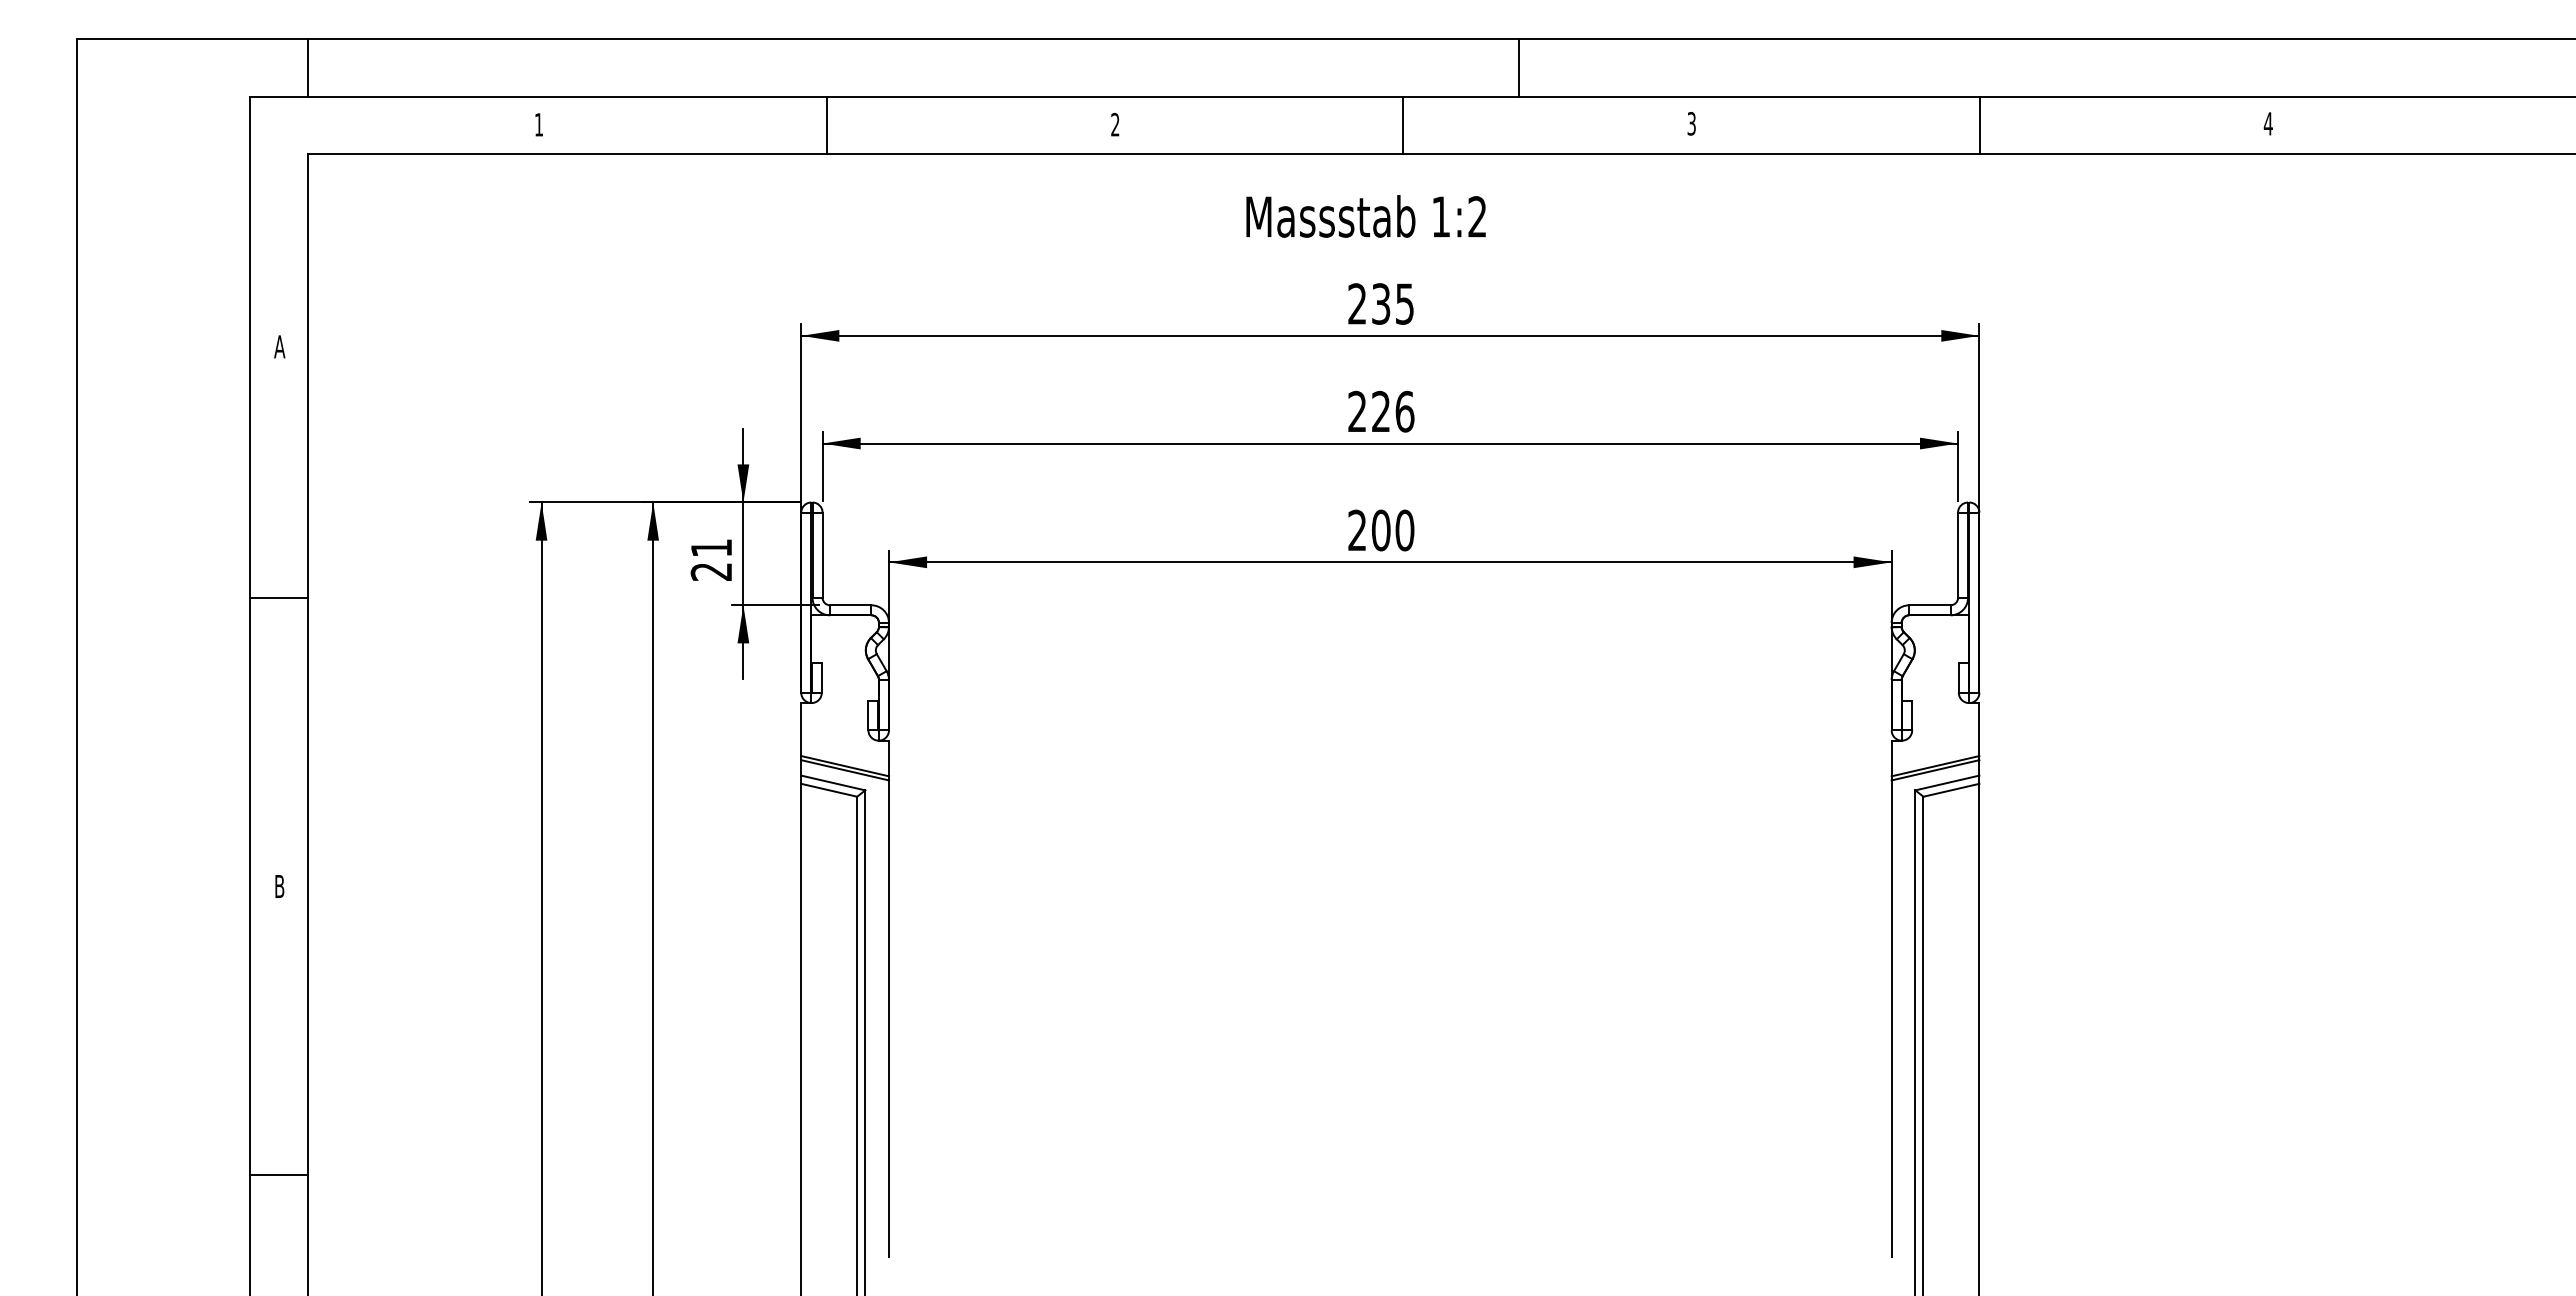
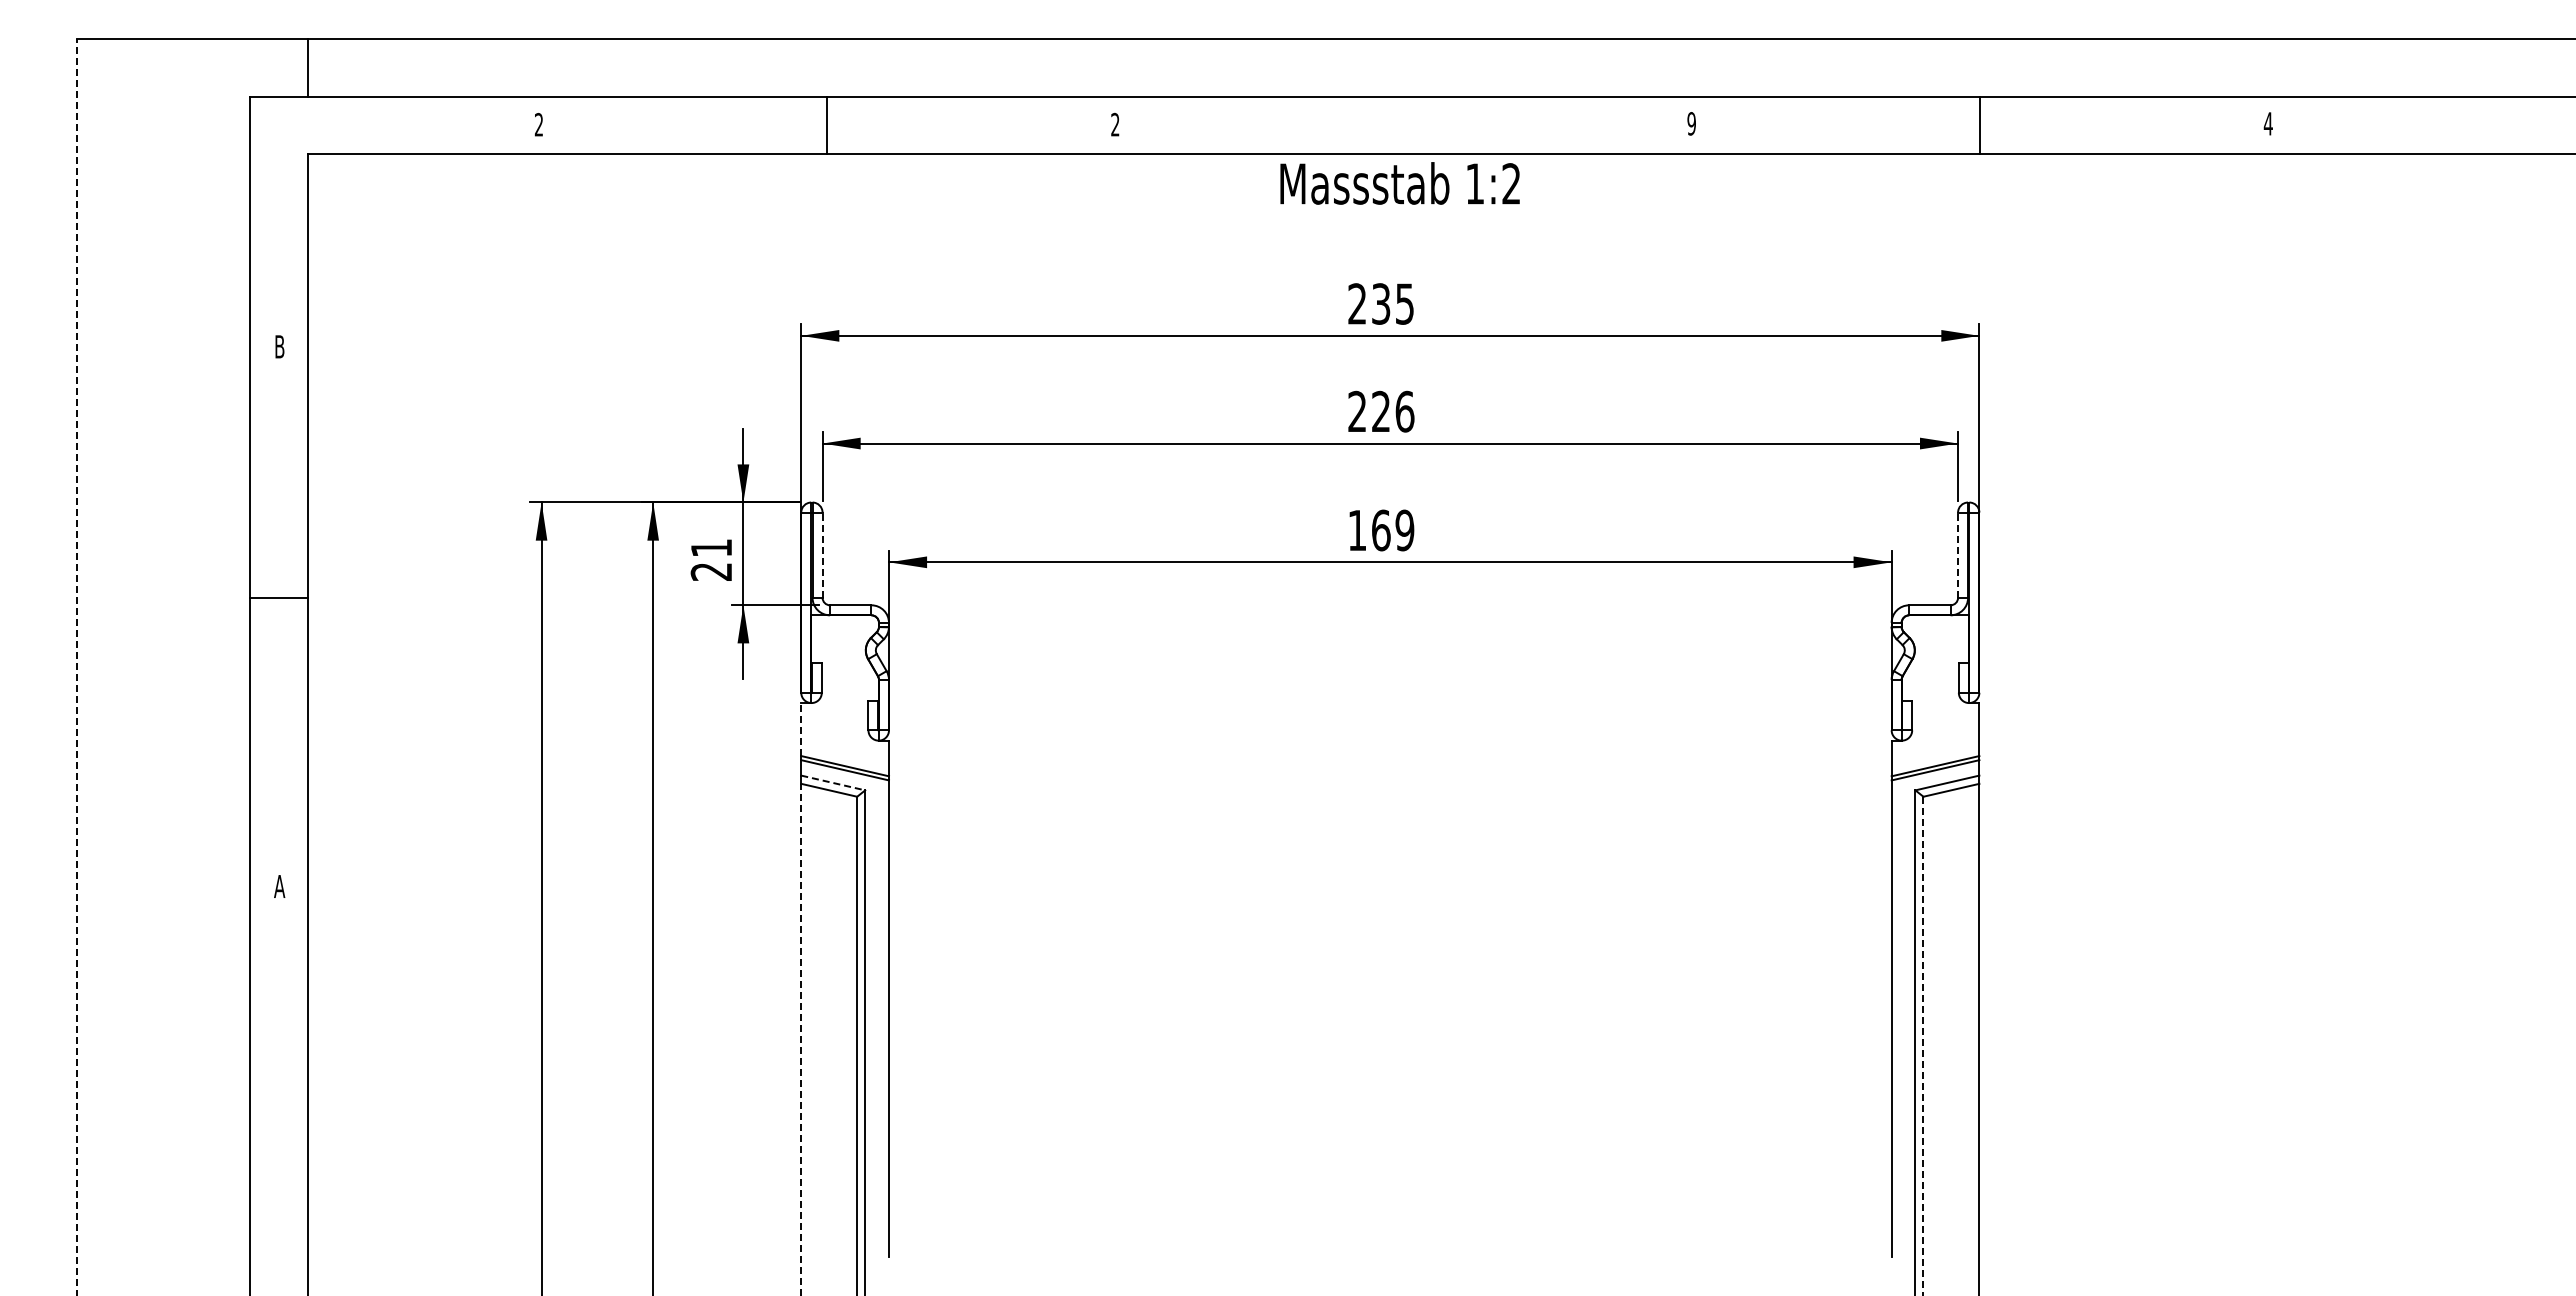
line: present -> none (1518, 67)
text: 3 -> 9 (1691, 123)
text: 1 -> 2 (538, 124)
line: present -> none (1403, 125)
text position: (1365, 216) -> (1399, 183) (1399, 183)
text: A -> B (279, 346)
text: 200 -> 169 (1381, 530)
line: solid -> dashed (822, 555)
line: solid -> dashed (1958, 555)
line: solid -> dashed (77, 666)
line: solid -> dashed (801, 729)
line: solid -> dashed (833, 782)
text: B -> A (279, 886)
line: solid -> dashed (801, 1039)
line: solid -> dashed (1923, 1046)
line: present -> none (278, 1174)
